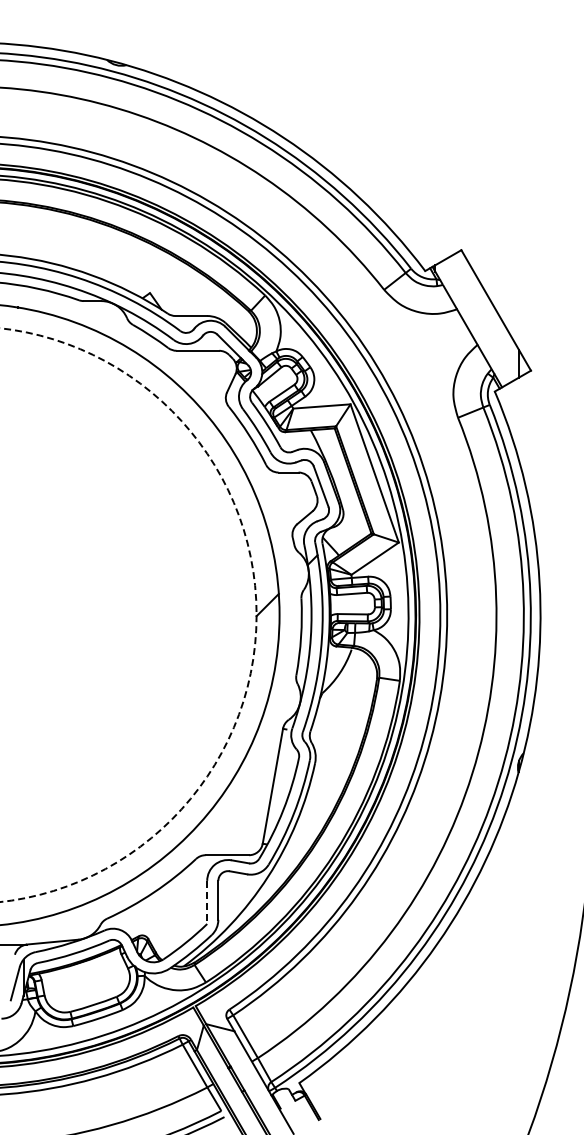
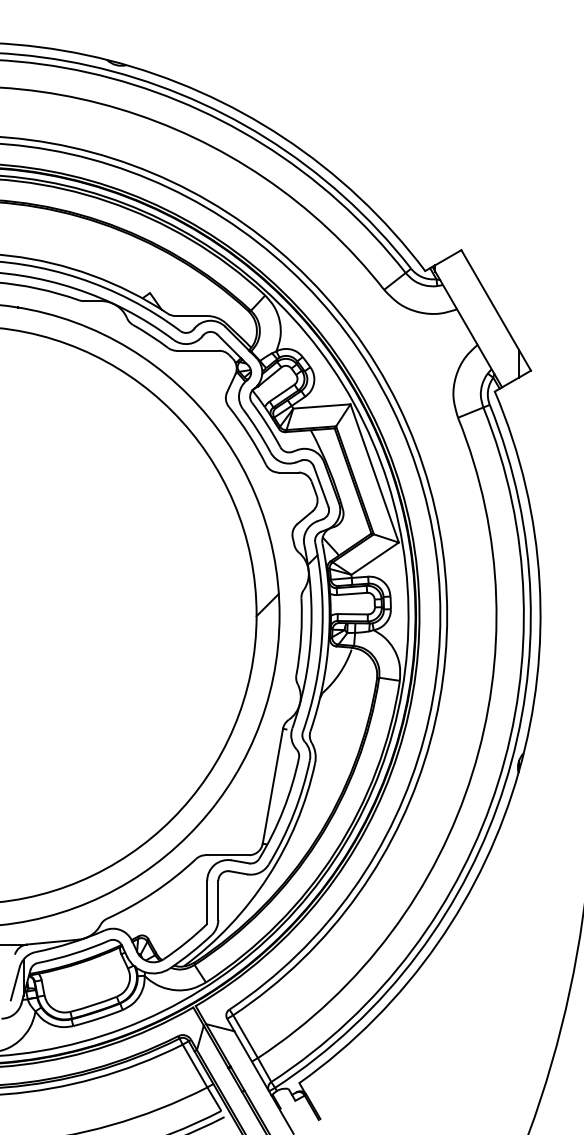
circle: dashed -> solid (128, 615)
line: dashed -> solid (207, 902)
